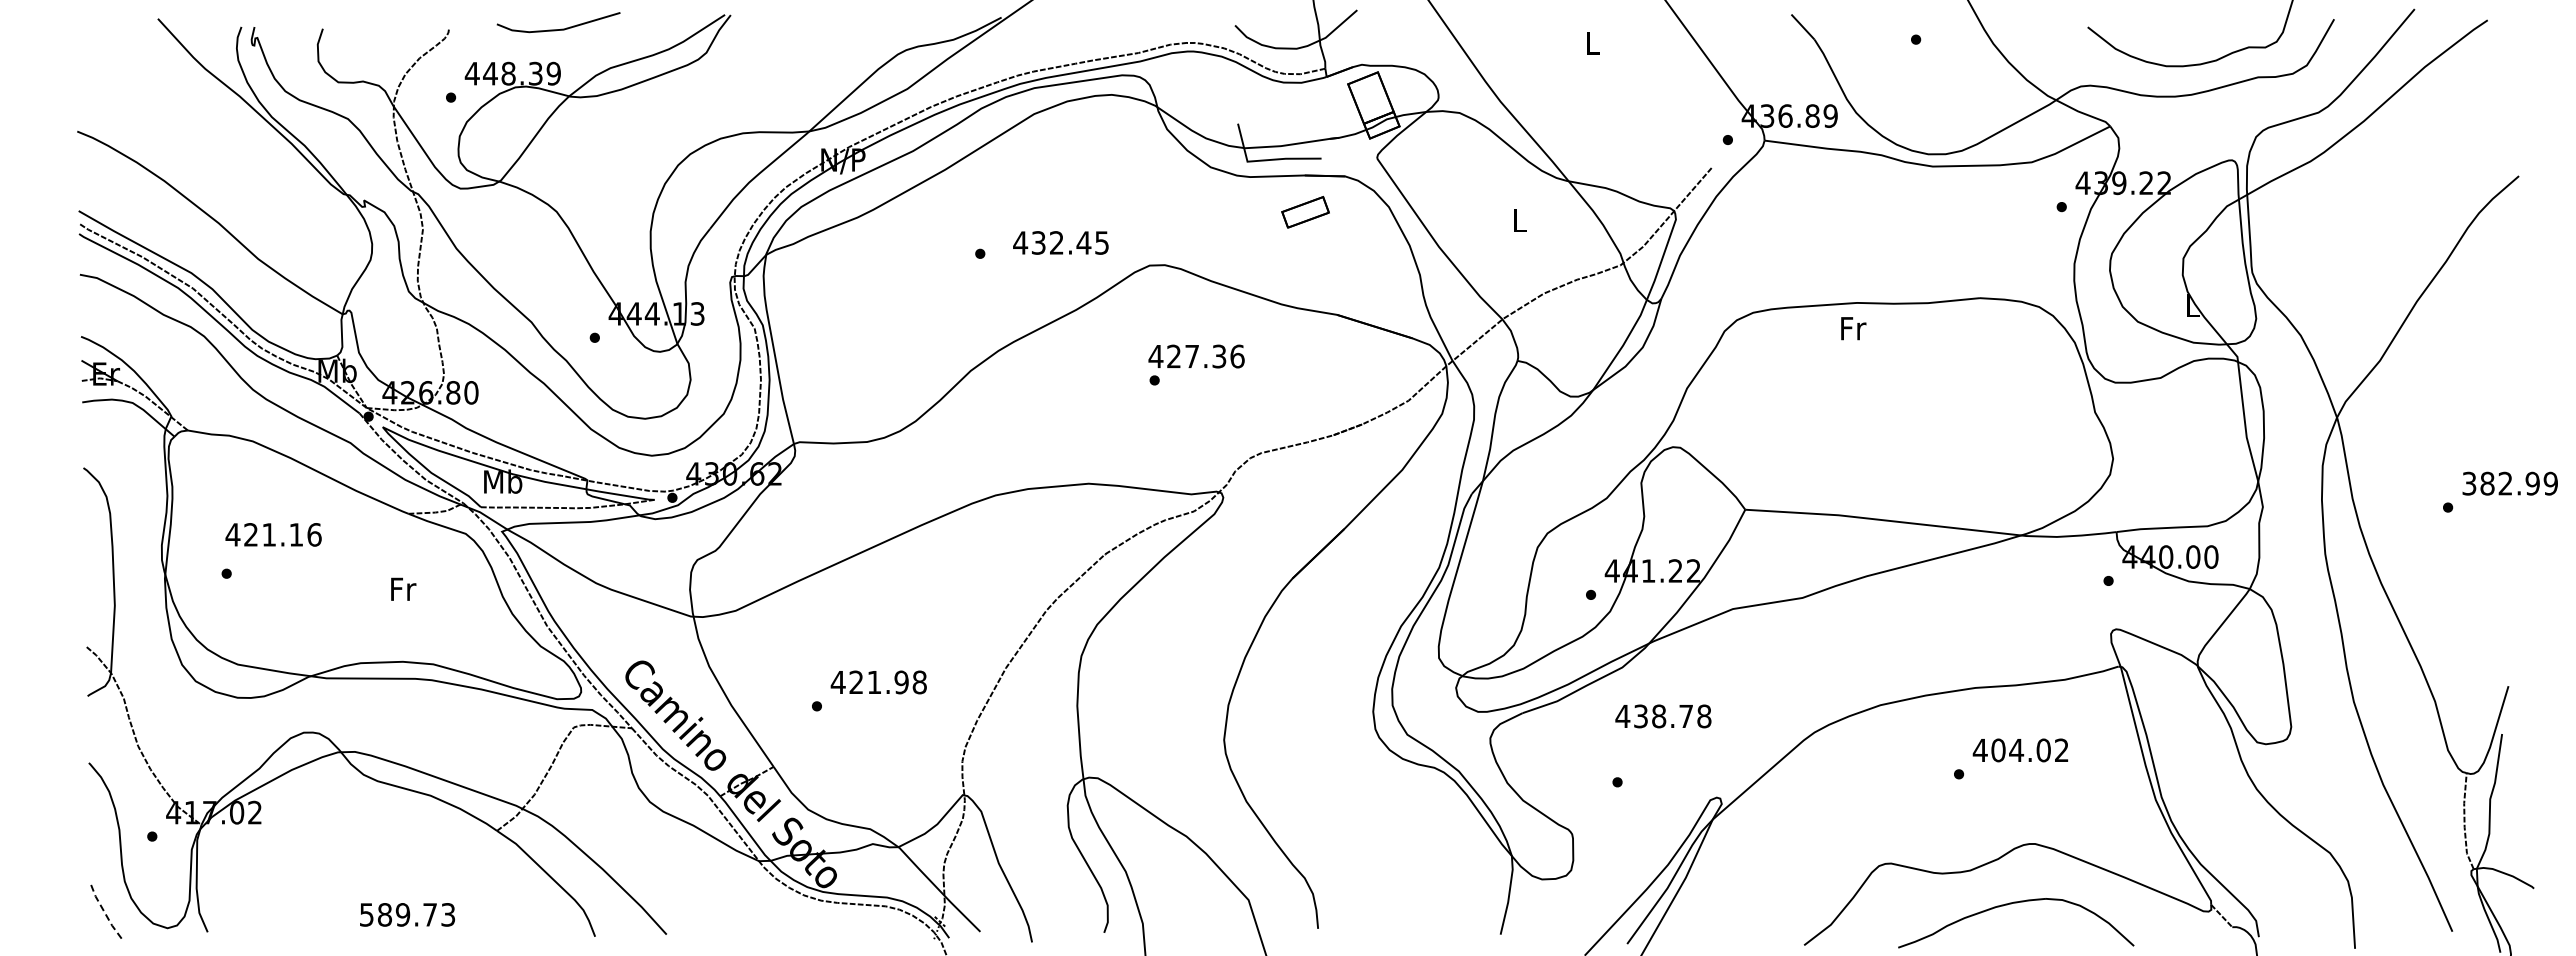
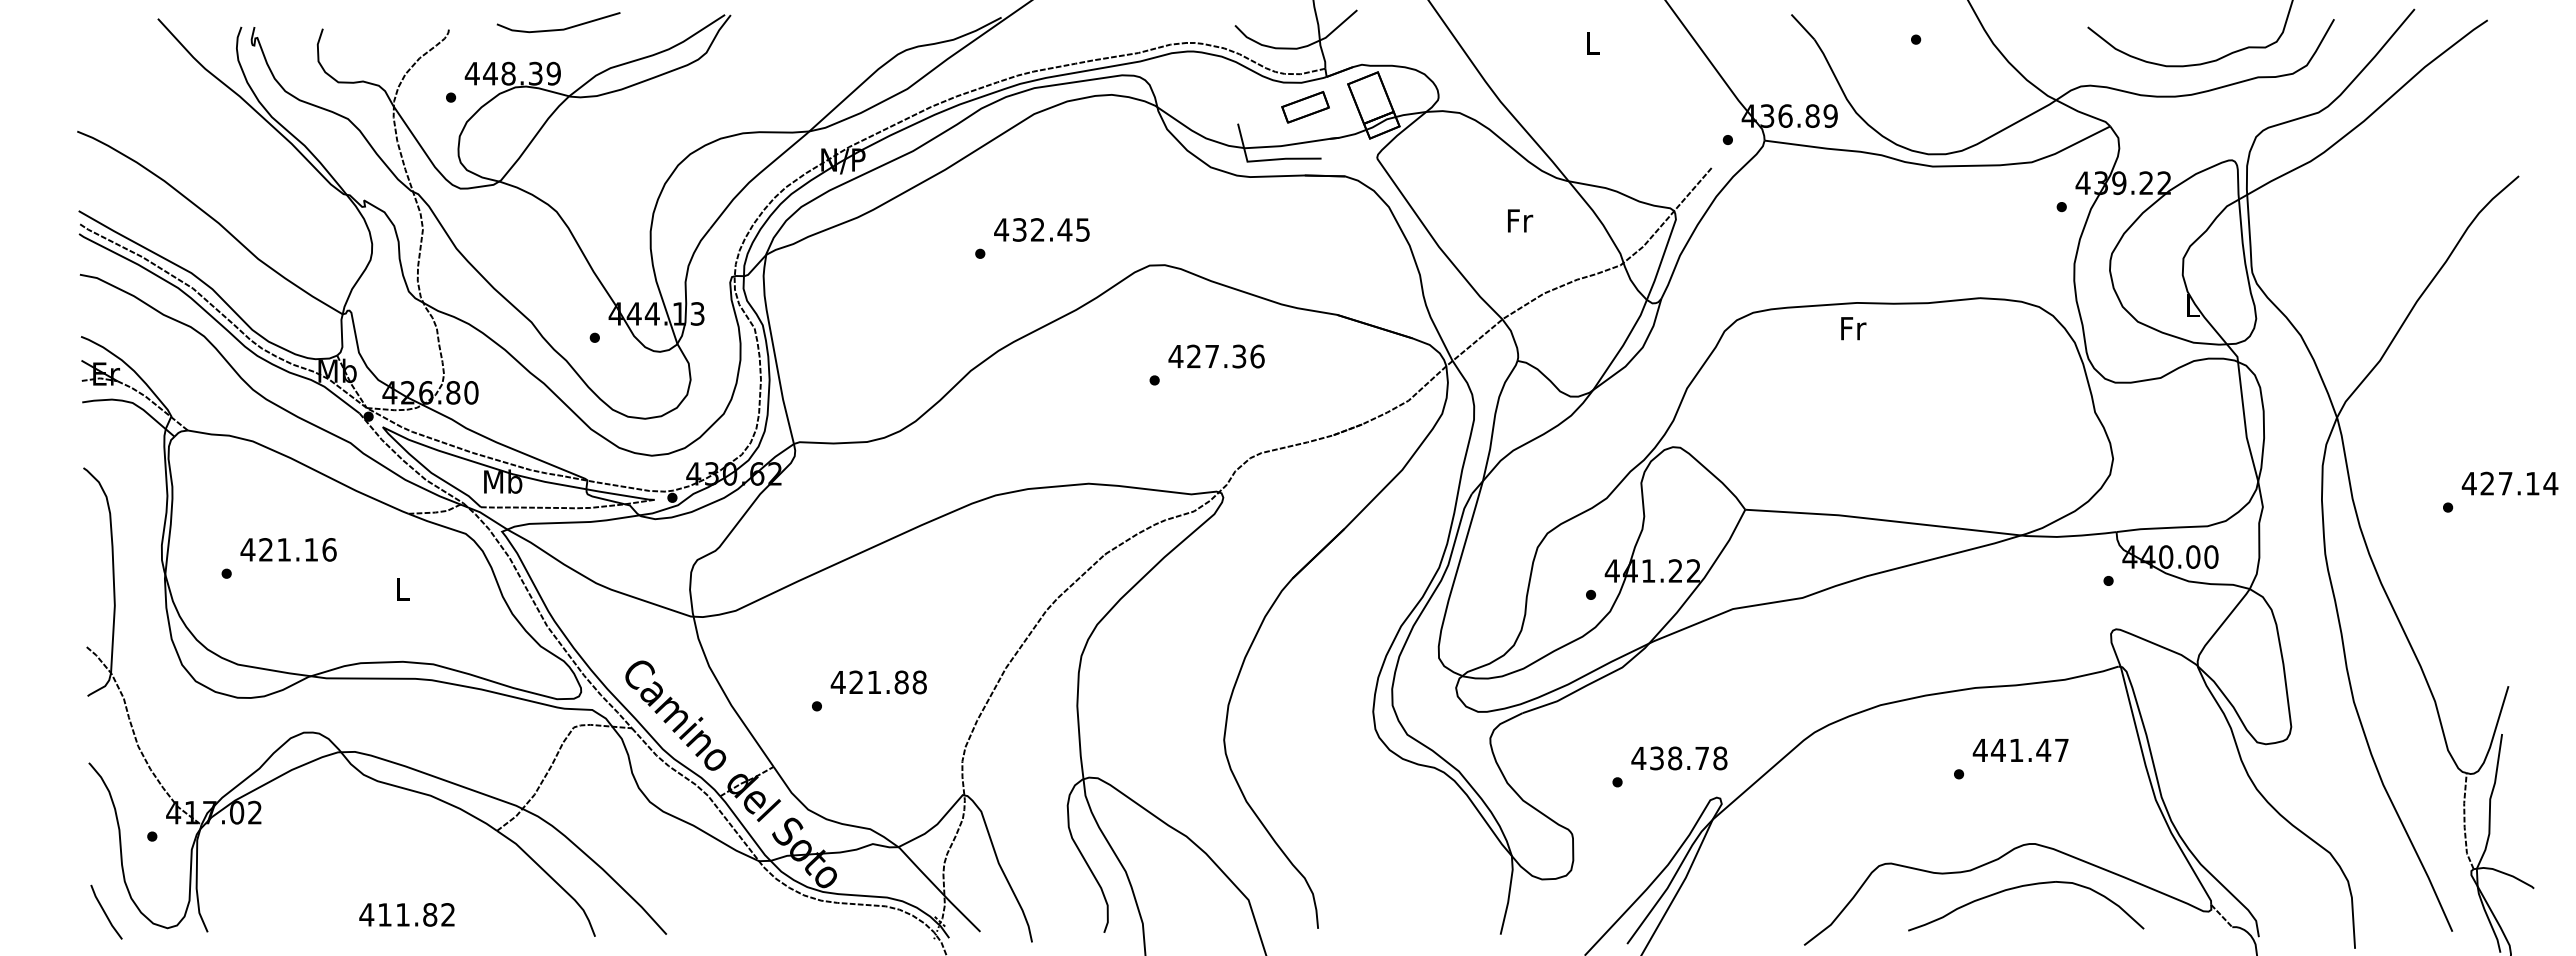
part position: (1305, 212) -> (1305, 107) (1305, 107)
text: L -> Fr (1520, 220)
text position: (1060, 242) -> (1041, 229) (1041, 229)
text position: (1196, 356) -> (1216, 356) (1216, 356)
text: 382.99 -> 427.14 (2509, 483)
text position: (273, 534) -> (288, 549) (288, 549)
text: Fr -> L (403, 588)
text: 421.98 -> 421.88 (901, 682)
text position: (1663, 716) -> (1679, 758) (1679, 758)
text: 404.02 -> 441.47 (2029, 750)
part position: (2011, 904) -> (2021, 887) (2021, 887)
line: dashed -> solid (105, 913)
text: 589.73 -> 411.82 (407, 914)
